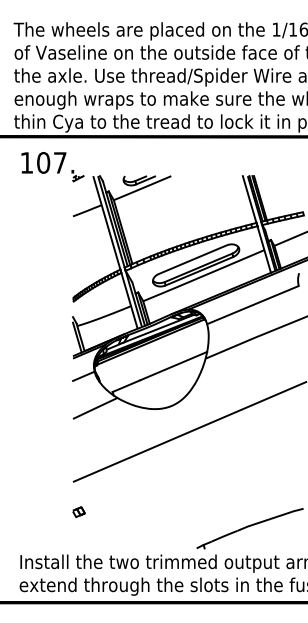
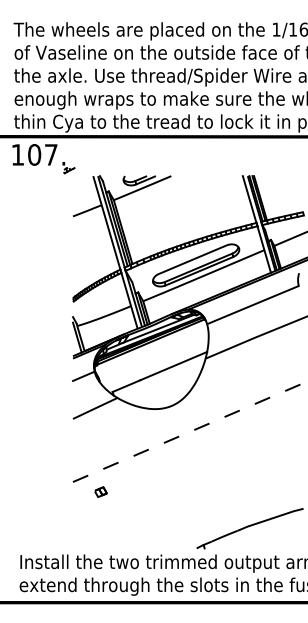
part position: (52, 167) -> (43, 159) (43, 159)
line: solid -> dashed (189, 432)
part position: (78, 511) -> (100, 491) (100, 491)
